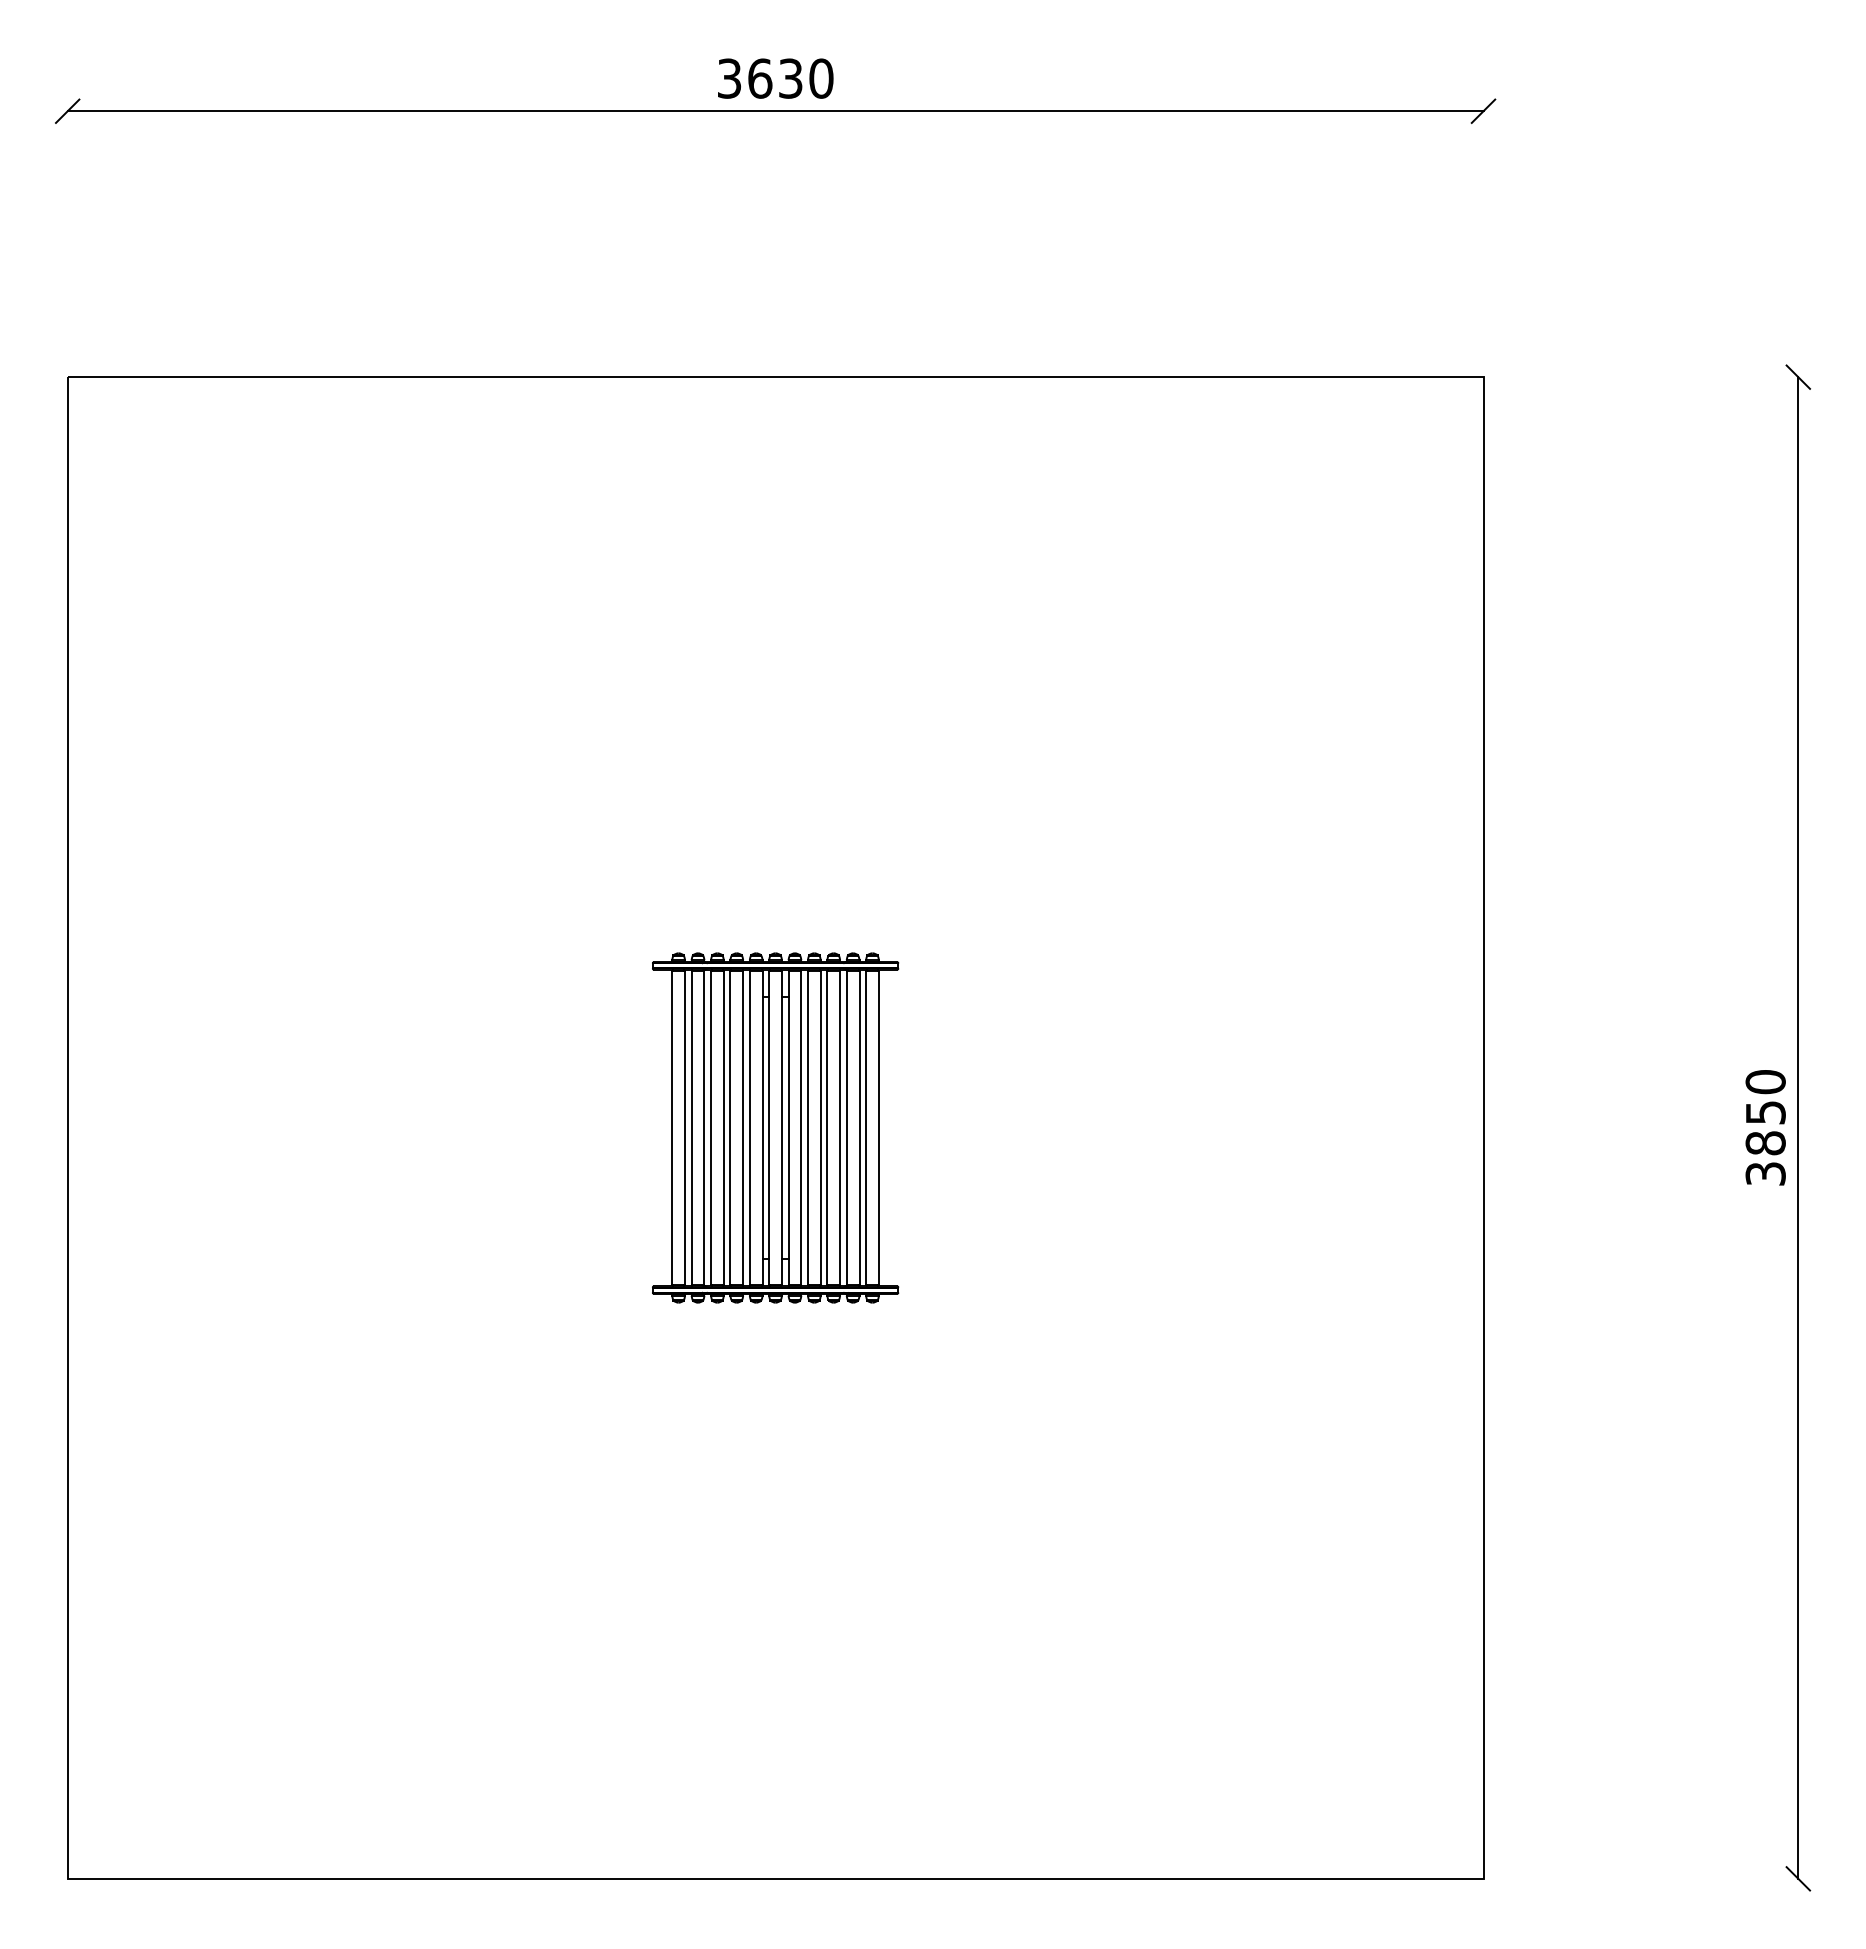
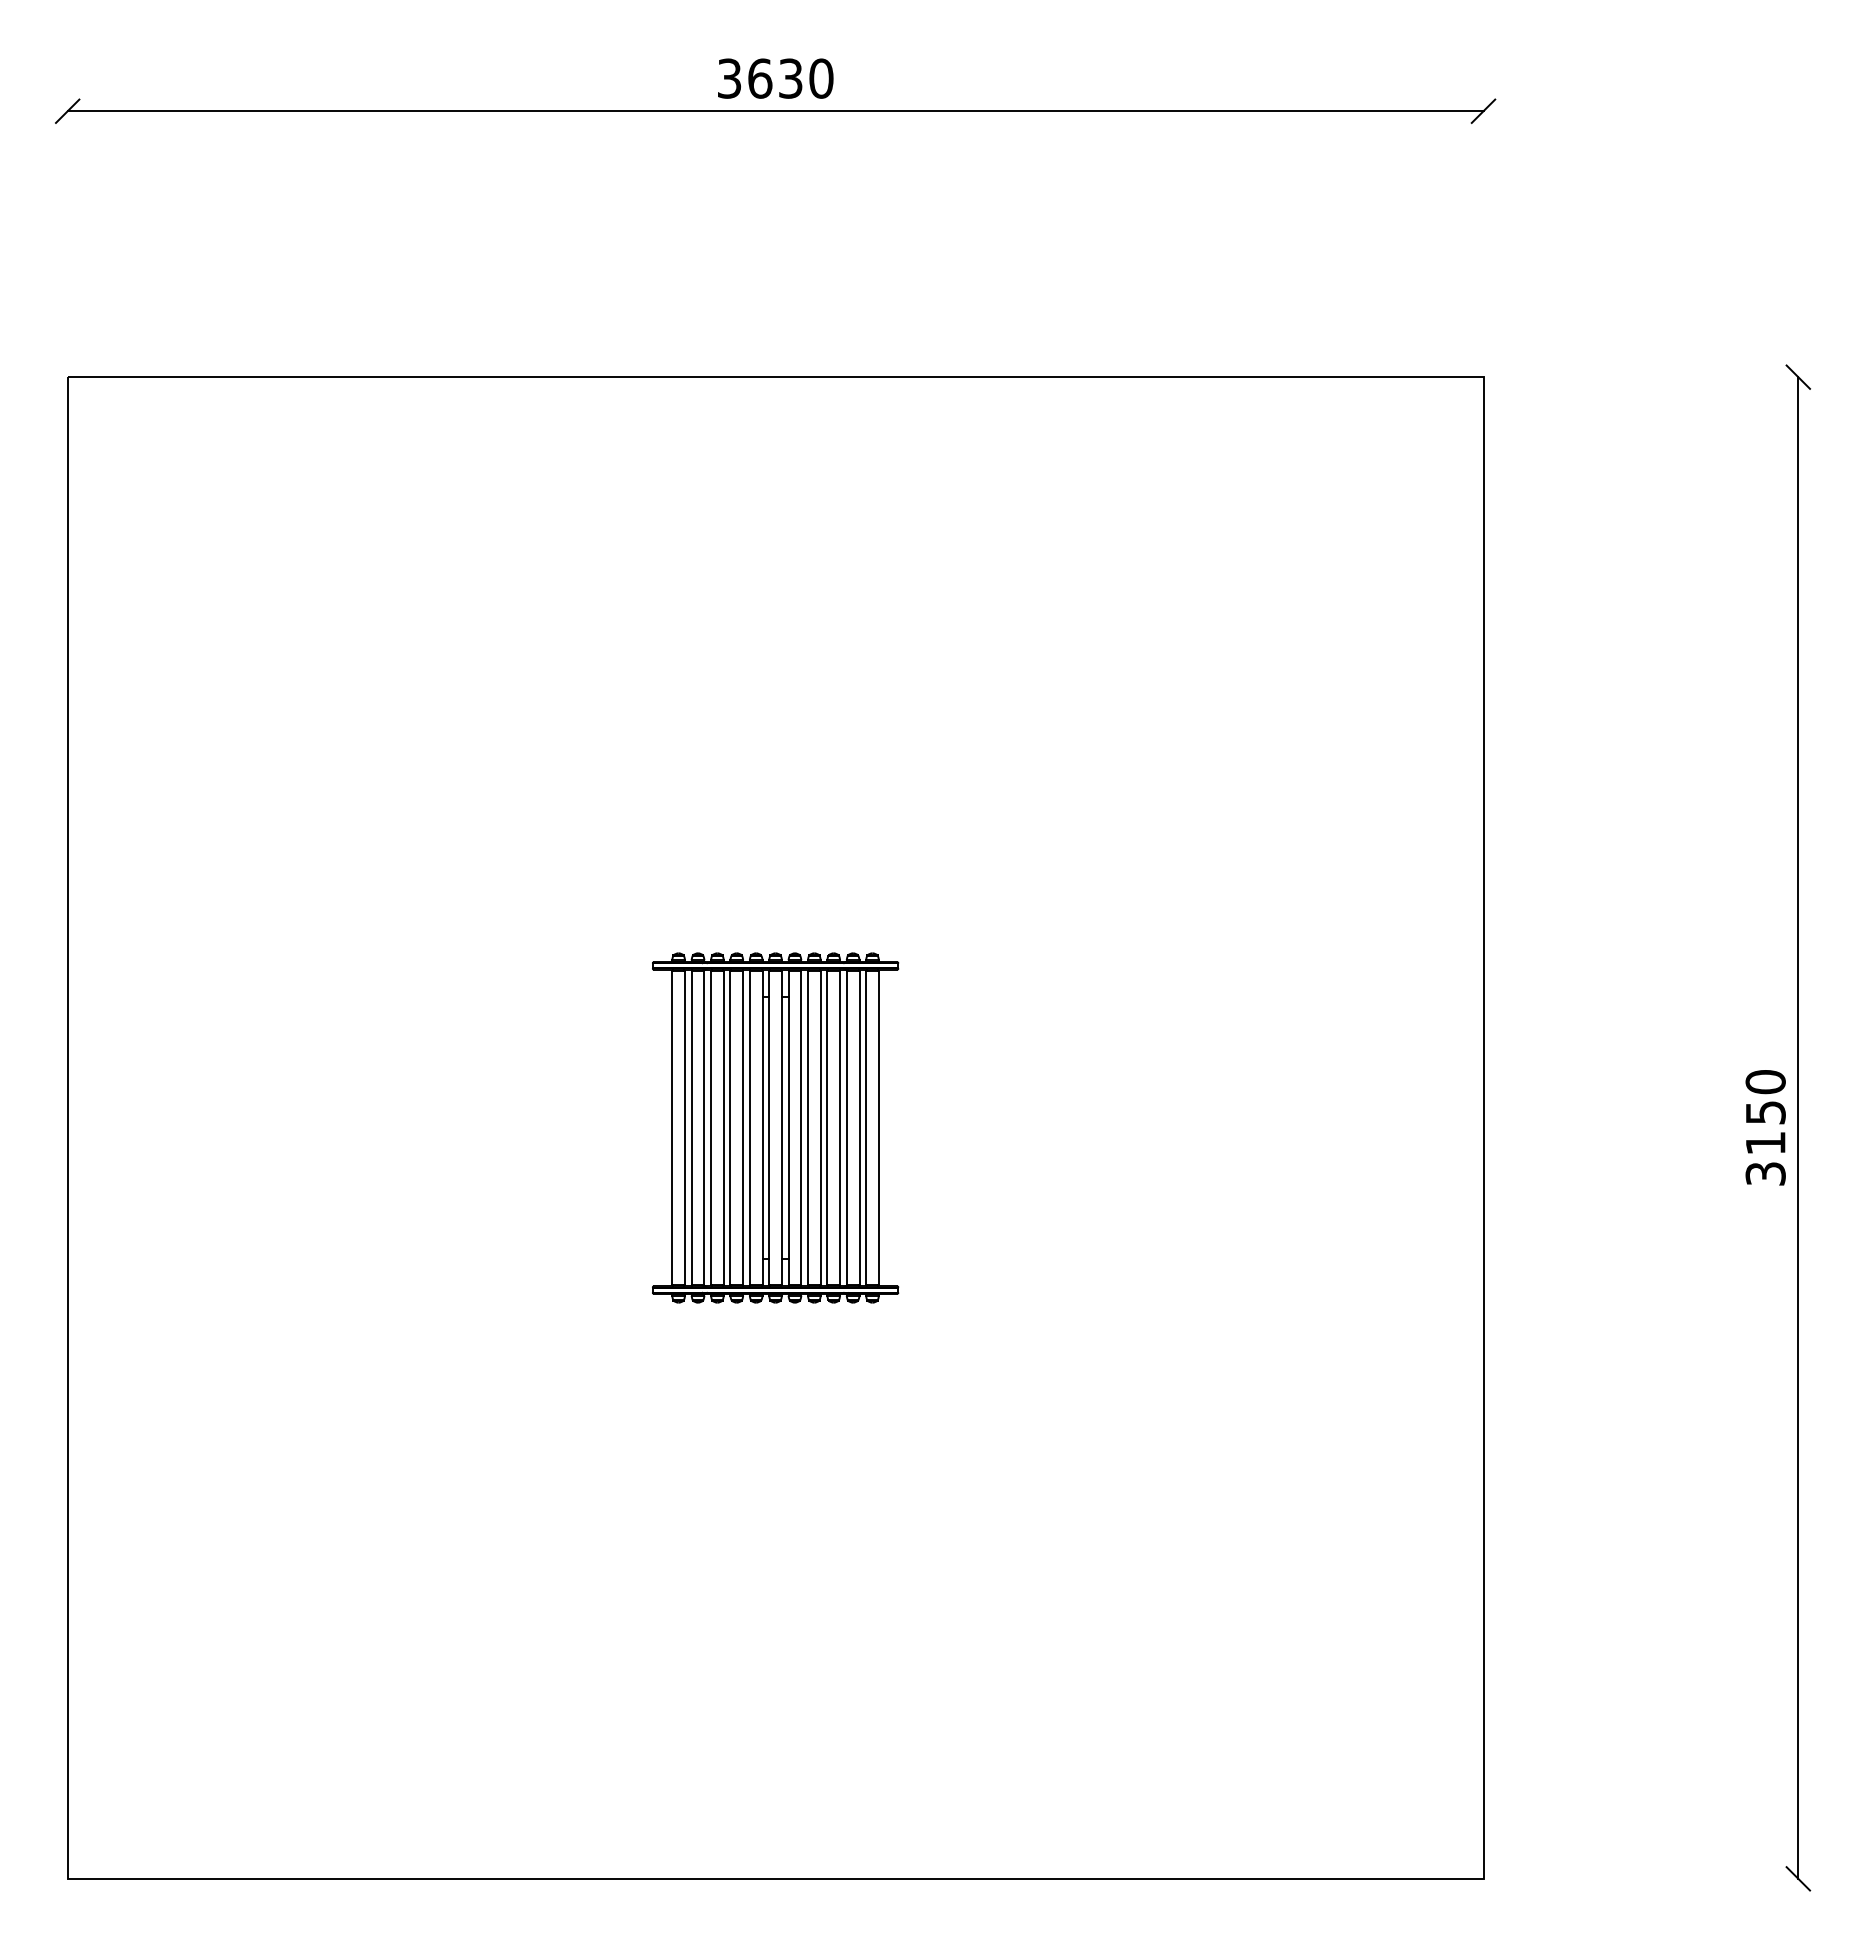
text: 3850 -> 3150 (1765, 1143)
